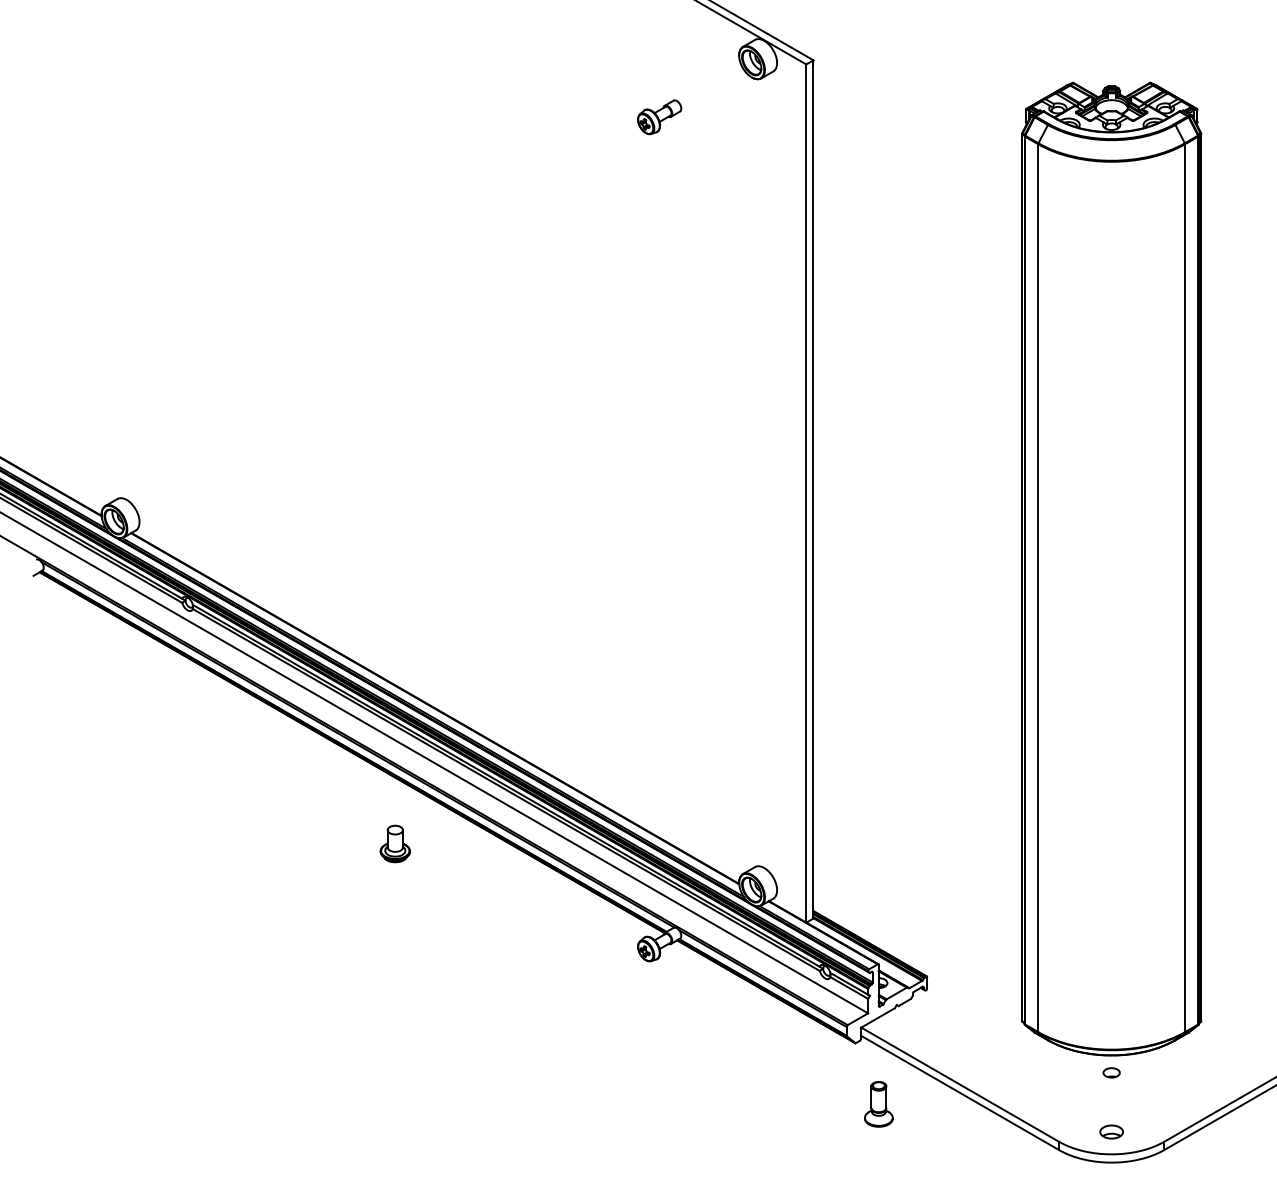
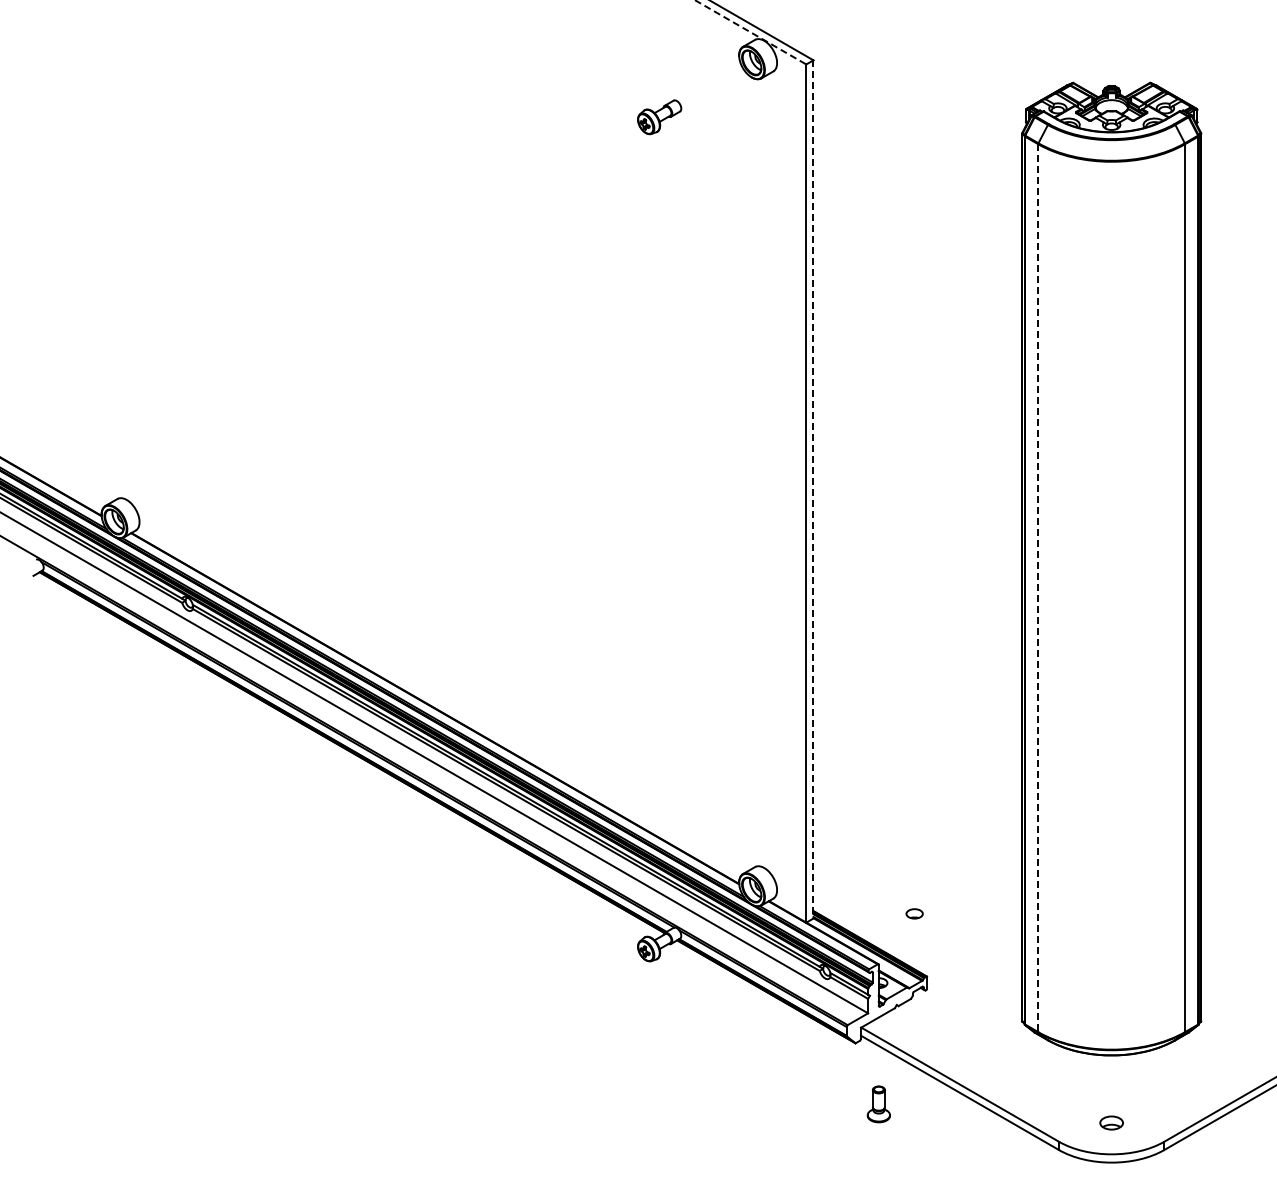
line: solid -> dashed (750, 32)
line: solid -> dashed (813, 489)
line: solid -> dashed (1038, 588)
part: present -> none (394, 843)
part position: (1111, 1072) -> (914, 913) (914, 913)
part size: 30x47 px -> 25x39 px (878, 1104)
part position: (1111, 1131) -> (1111, 1122) (1111, 1122)
